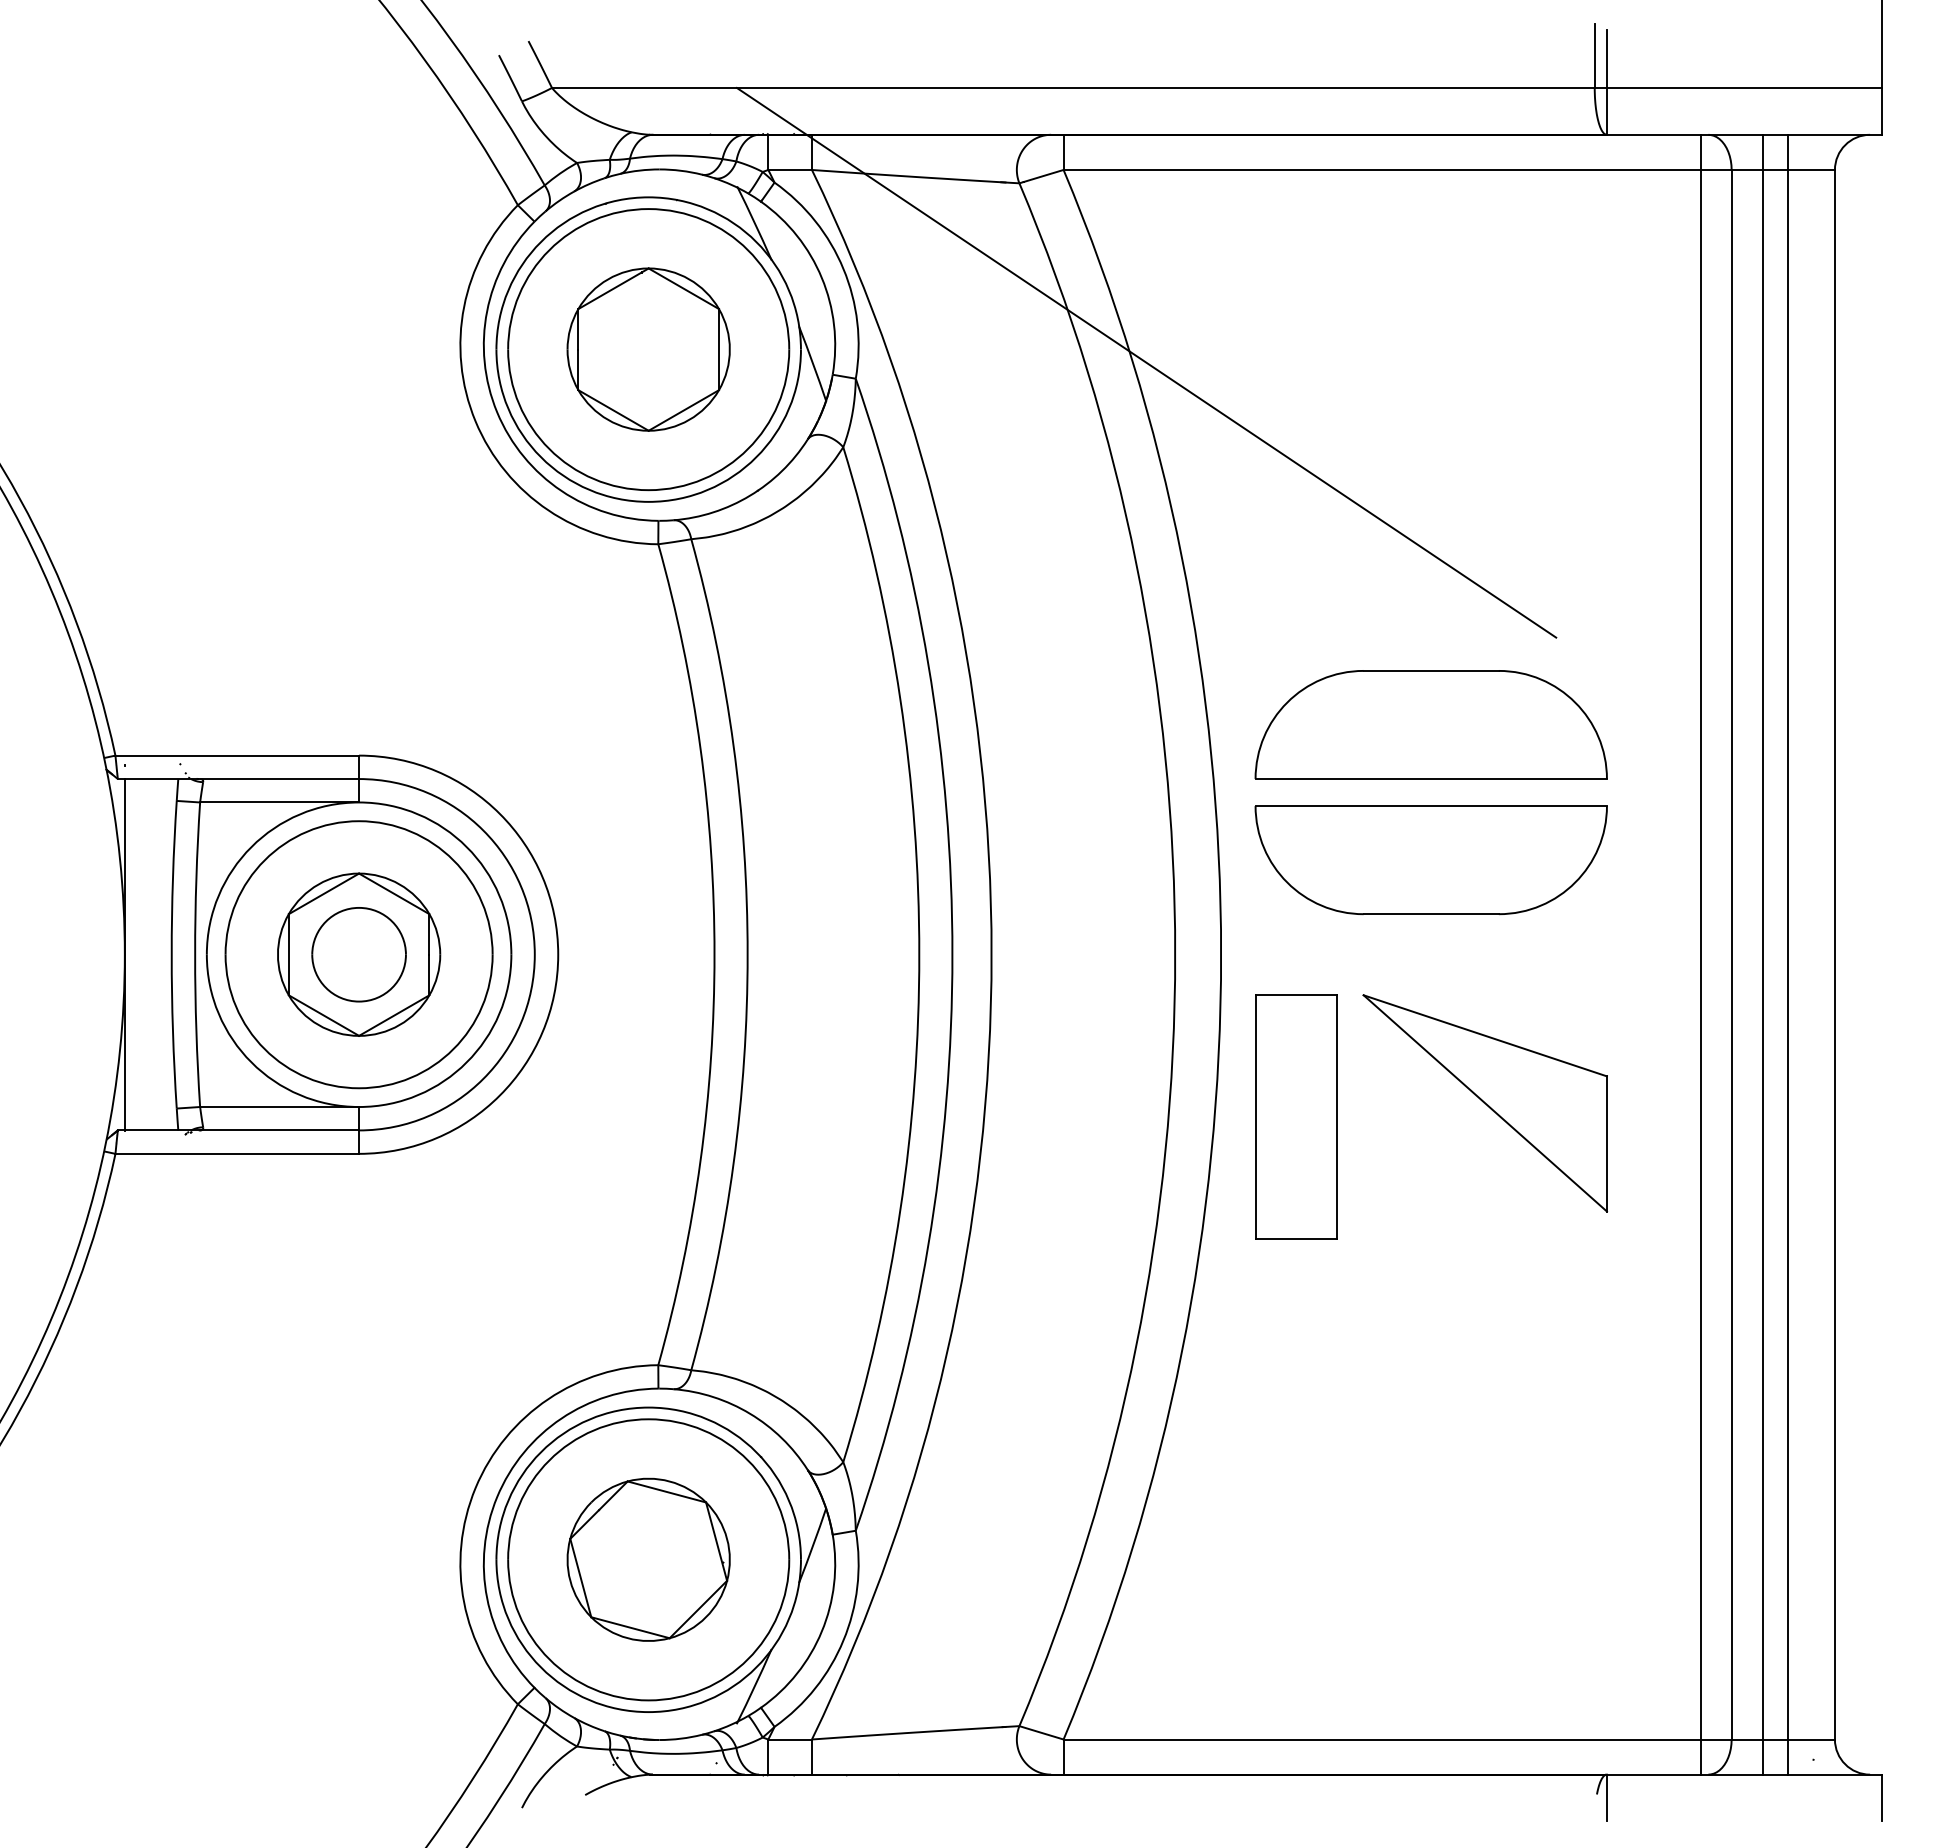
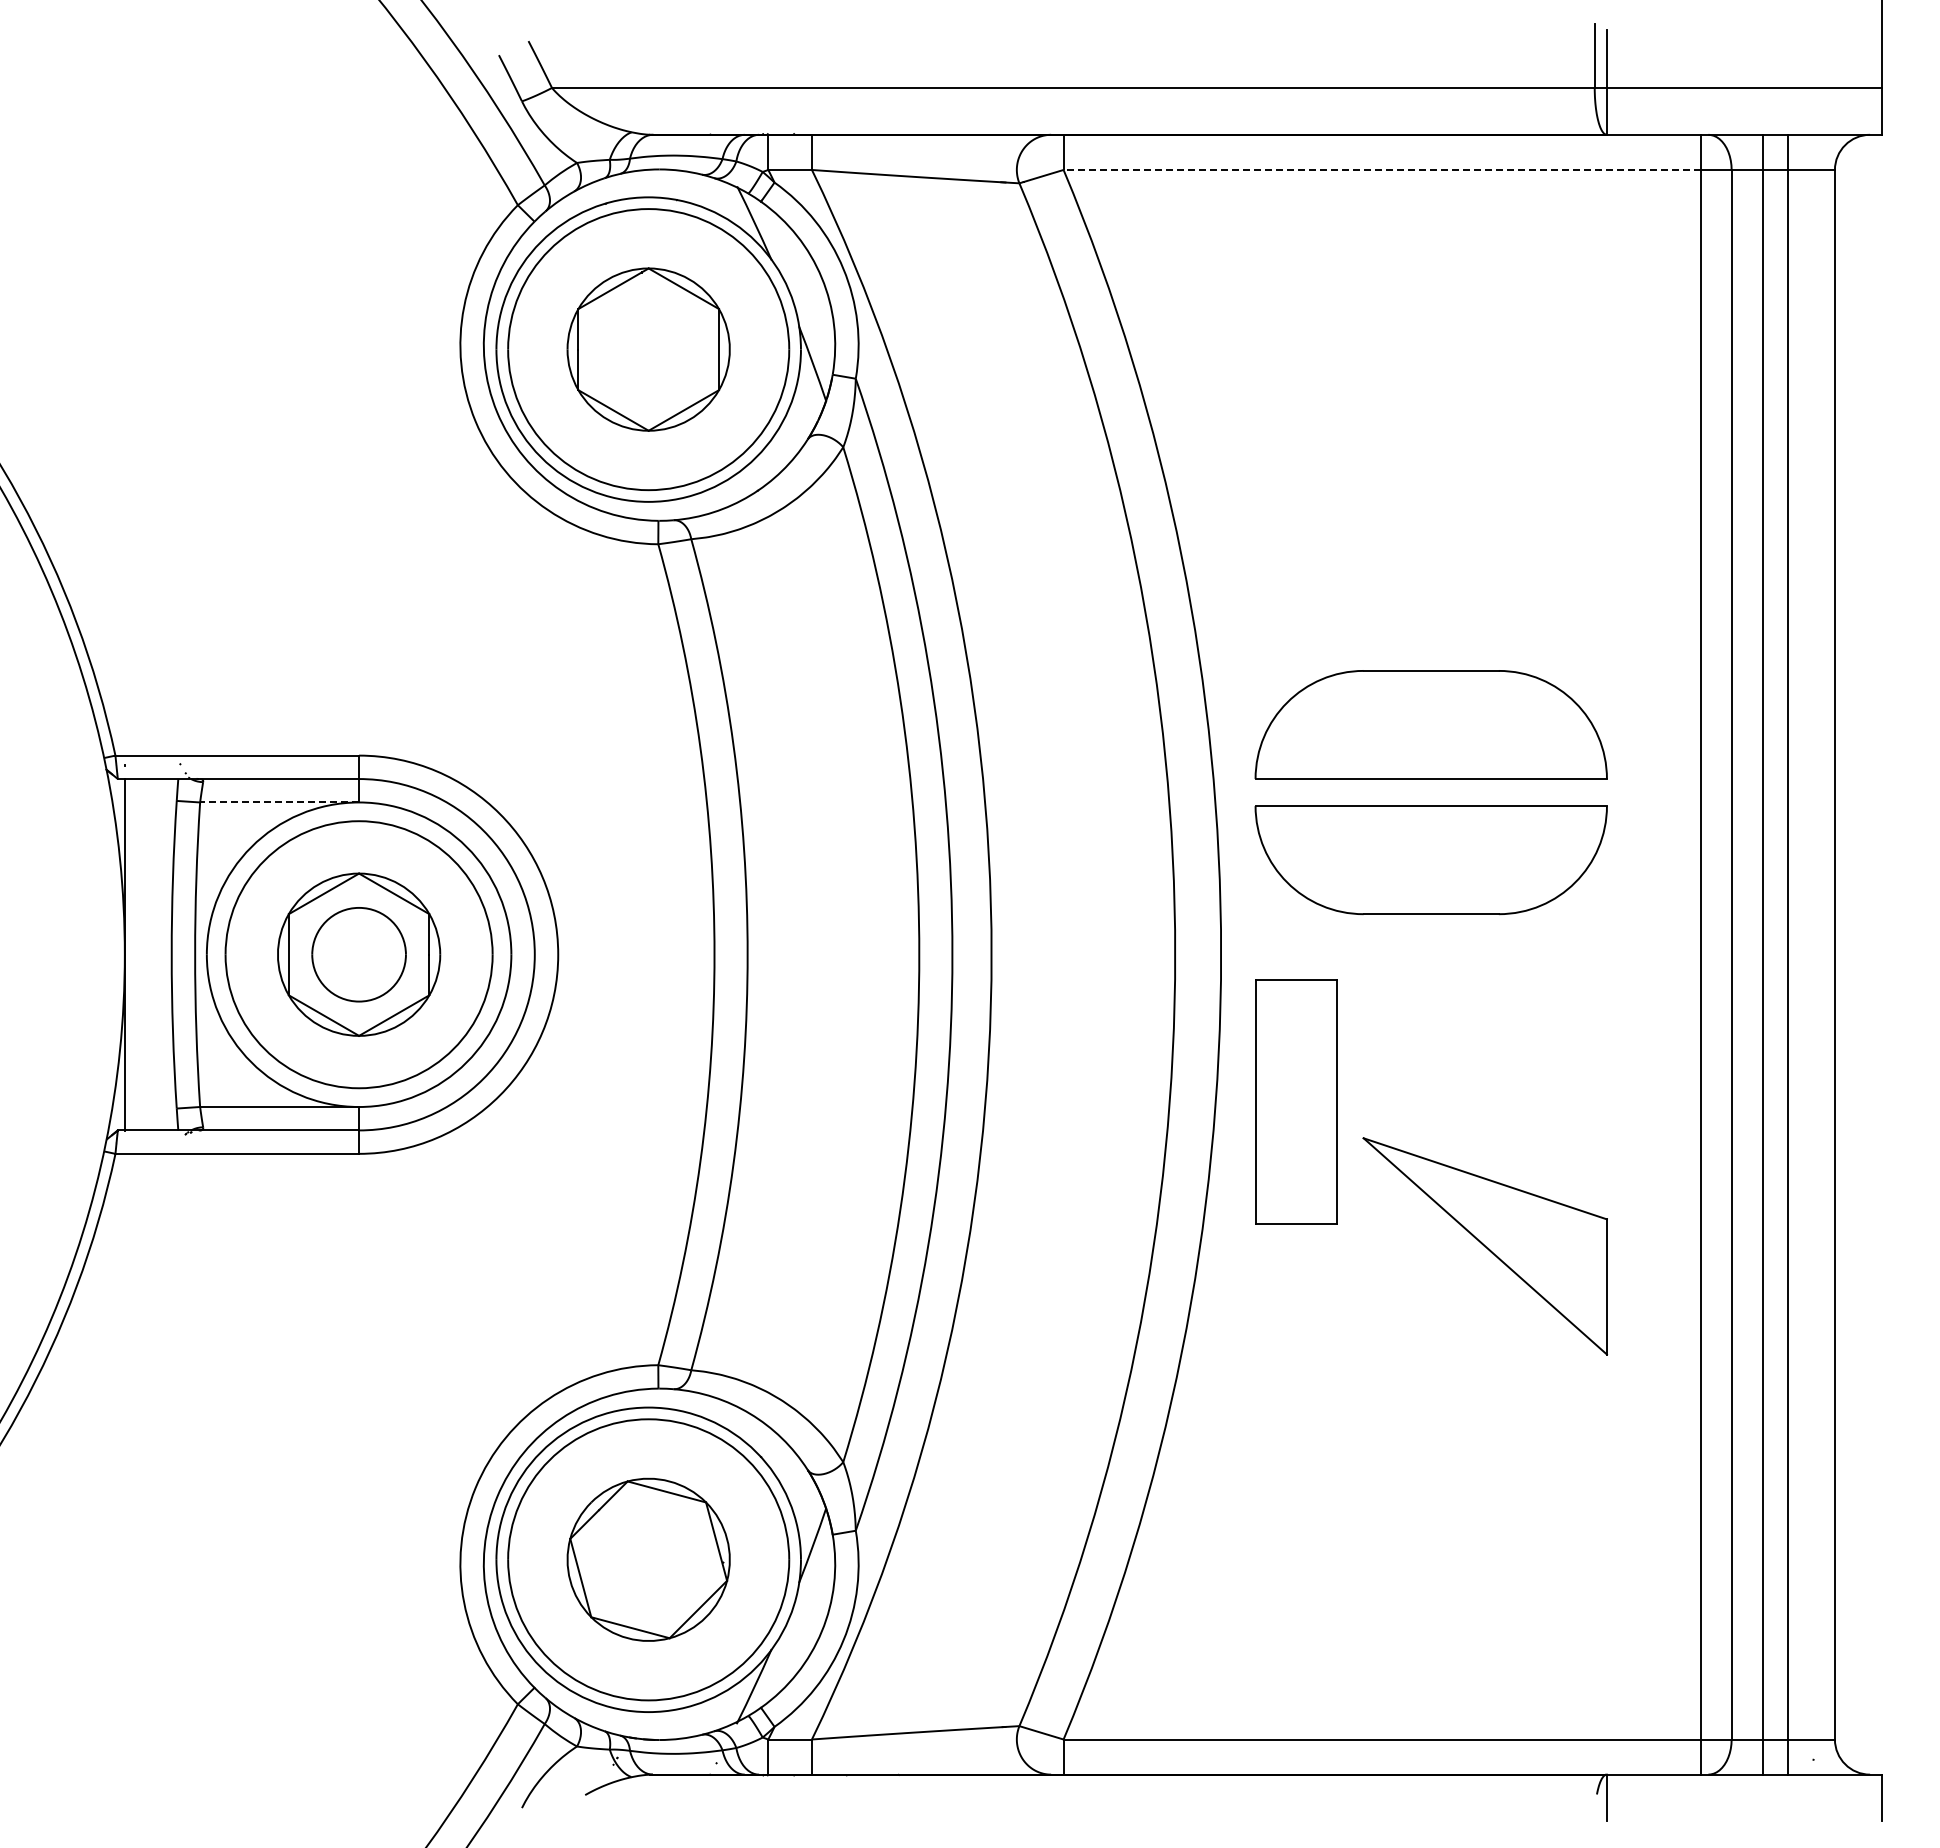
line: solid -> dashed (1382, 169)
line: present -> none (1146, 362)
line: solid -> dashed (279, 802)
part position: (1484, 1103) -> (1484, 1246) (1484, 1246)
part position: (1296, 1116) -> (1296, 1101) (1296, 1101)
